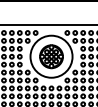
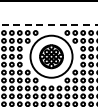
line: solid -> dashed (49, 24)
